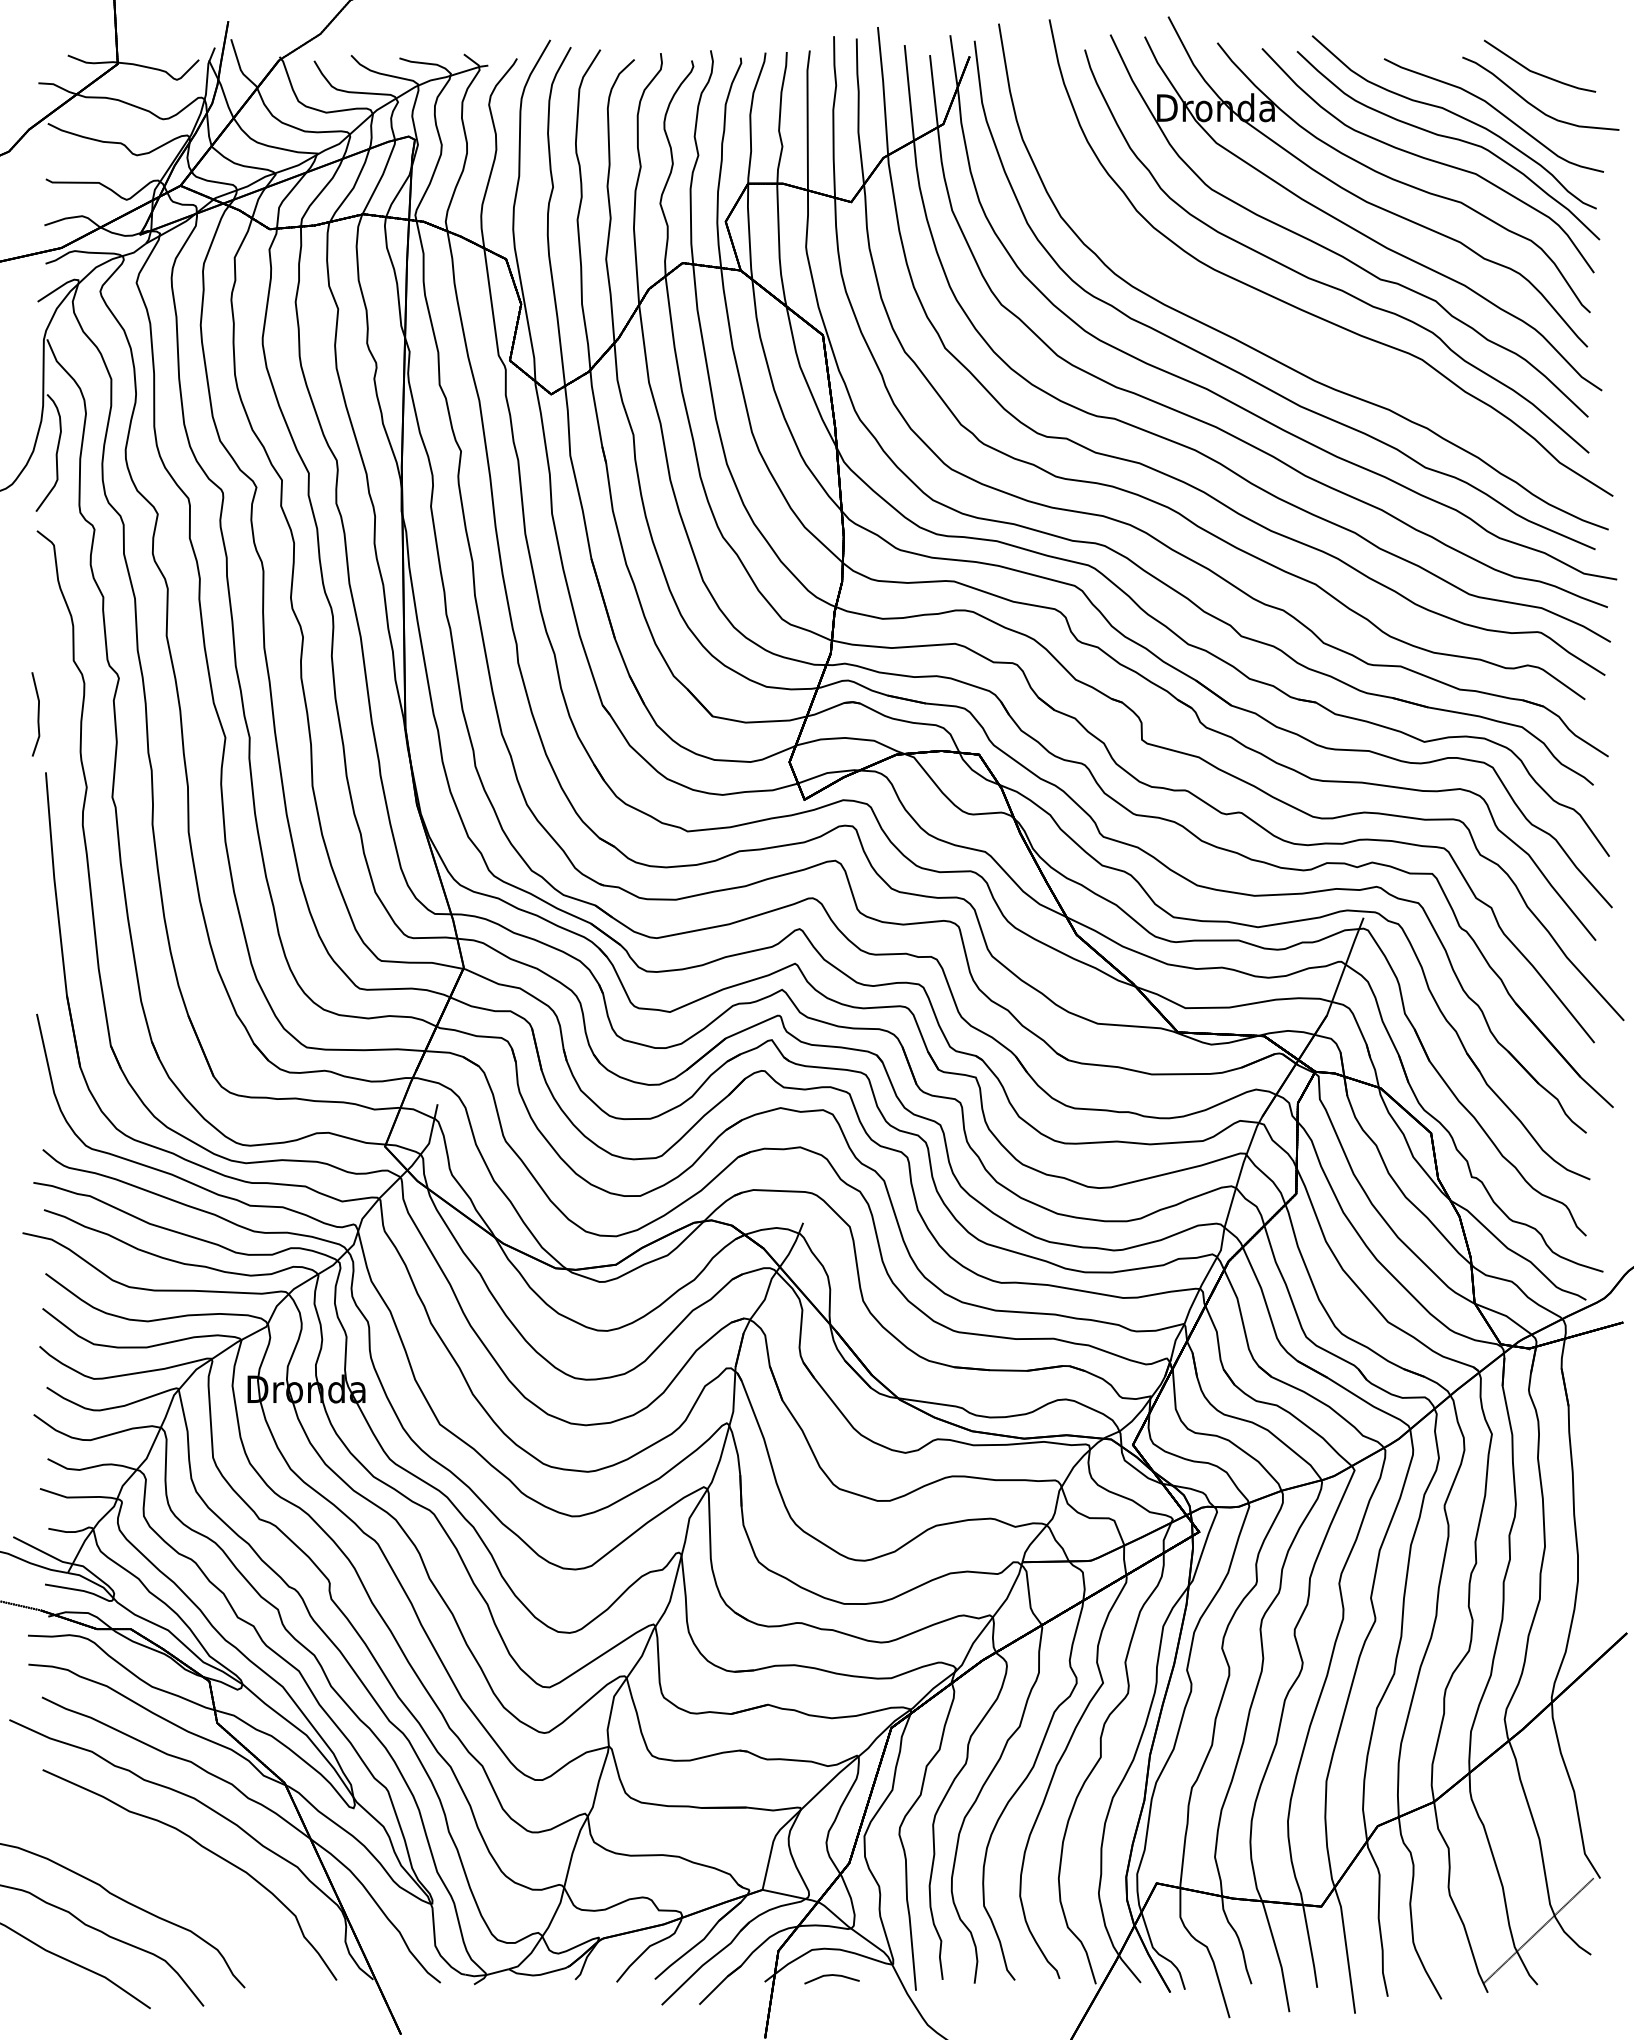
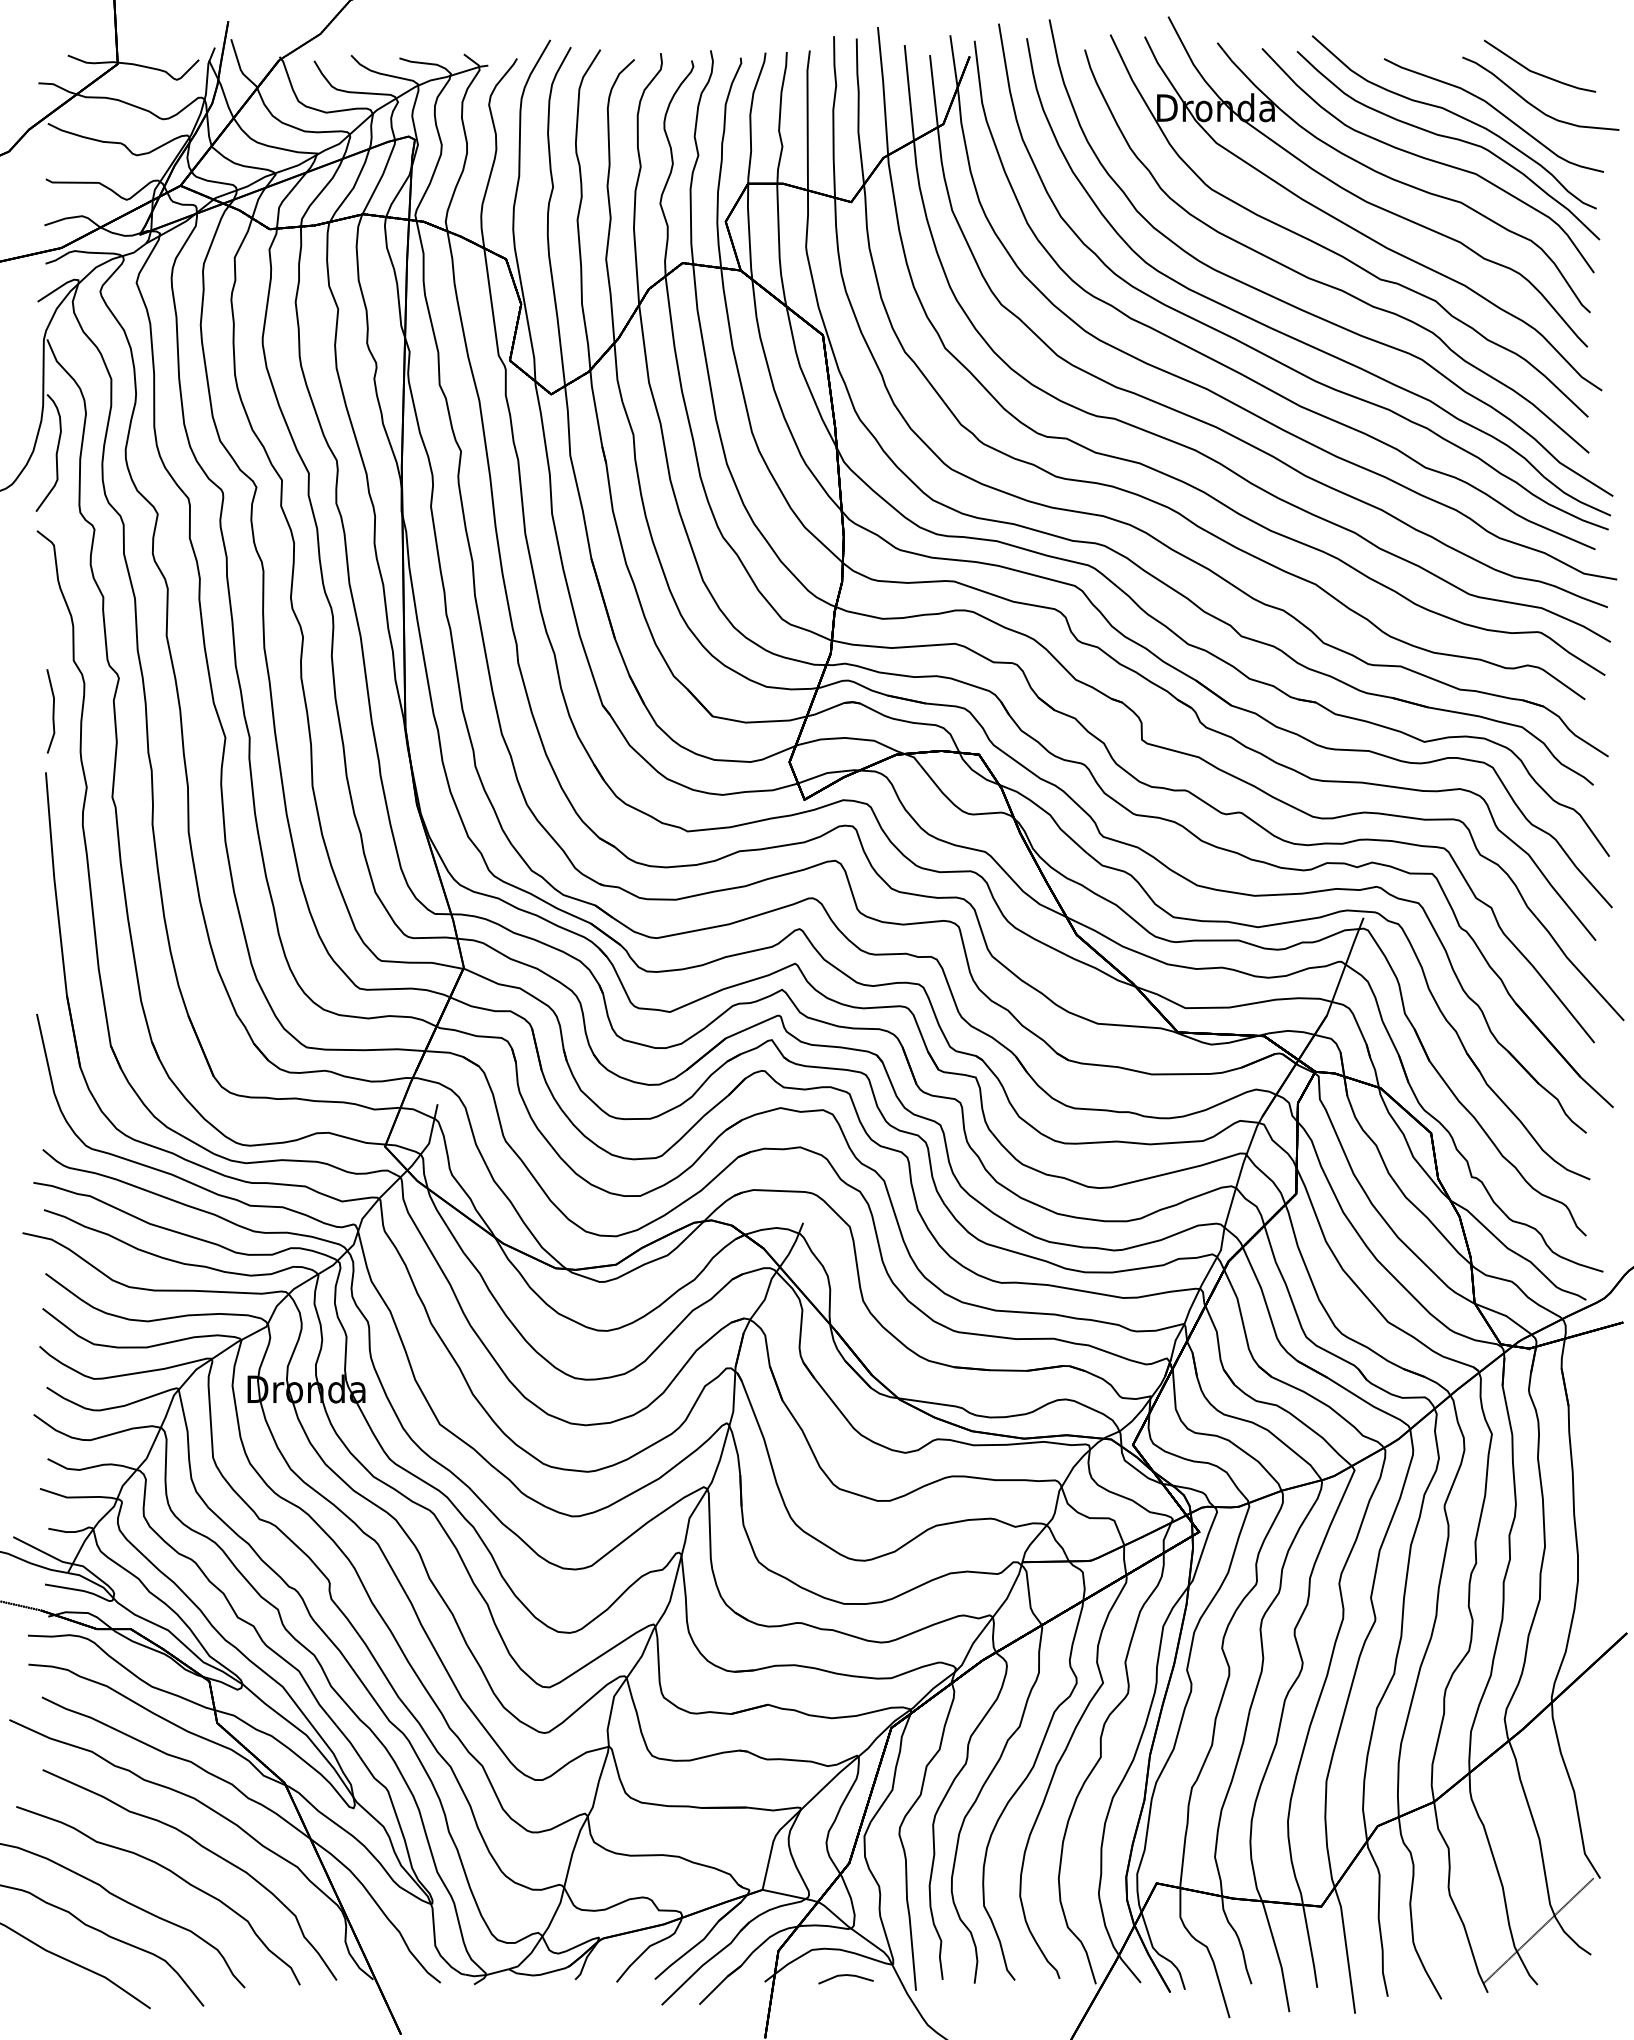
curve: none -> present (1290, 335)
line position: (37, 714) -> (52, 711) (52, 711)
curve: none -> present (173, 1874)
line position: (830, 1976) -> (844, 1976) (844, 1976)
